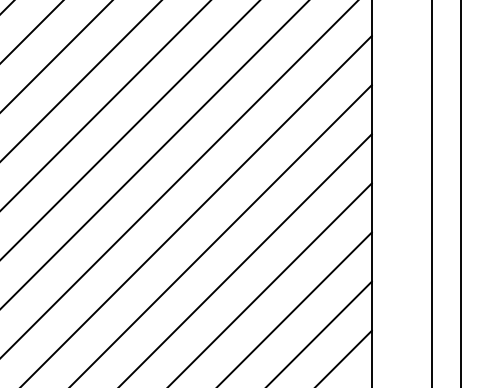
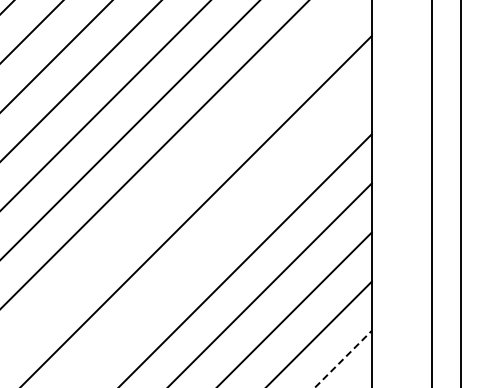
line: present -> none (179, 179)
line: present -> none (221, 234)
line: solid -> dashed (343, 359)
